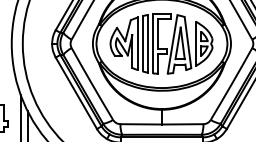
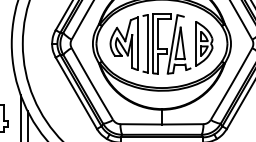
line: present -> none (187, 42)
line: present -> none (142, 43)
